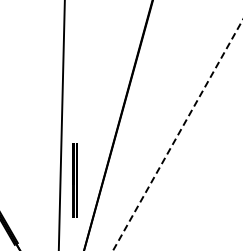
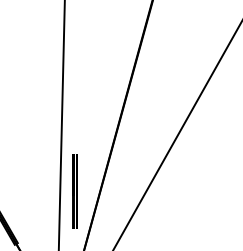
line: dashed -> solid (177, 135)
part position: (74, 180) -> (74, 191) (74, 191)
